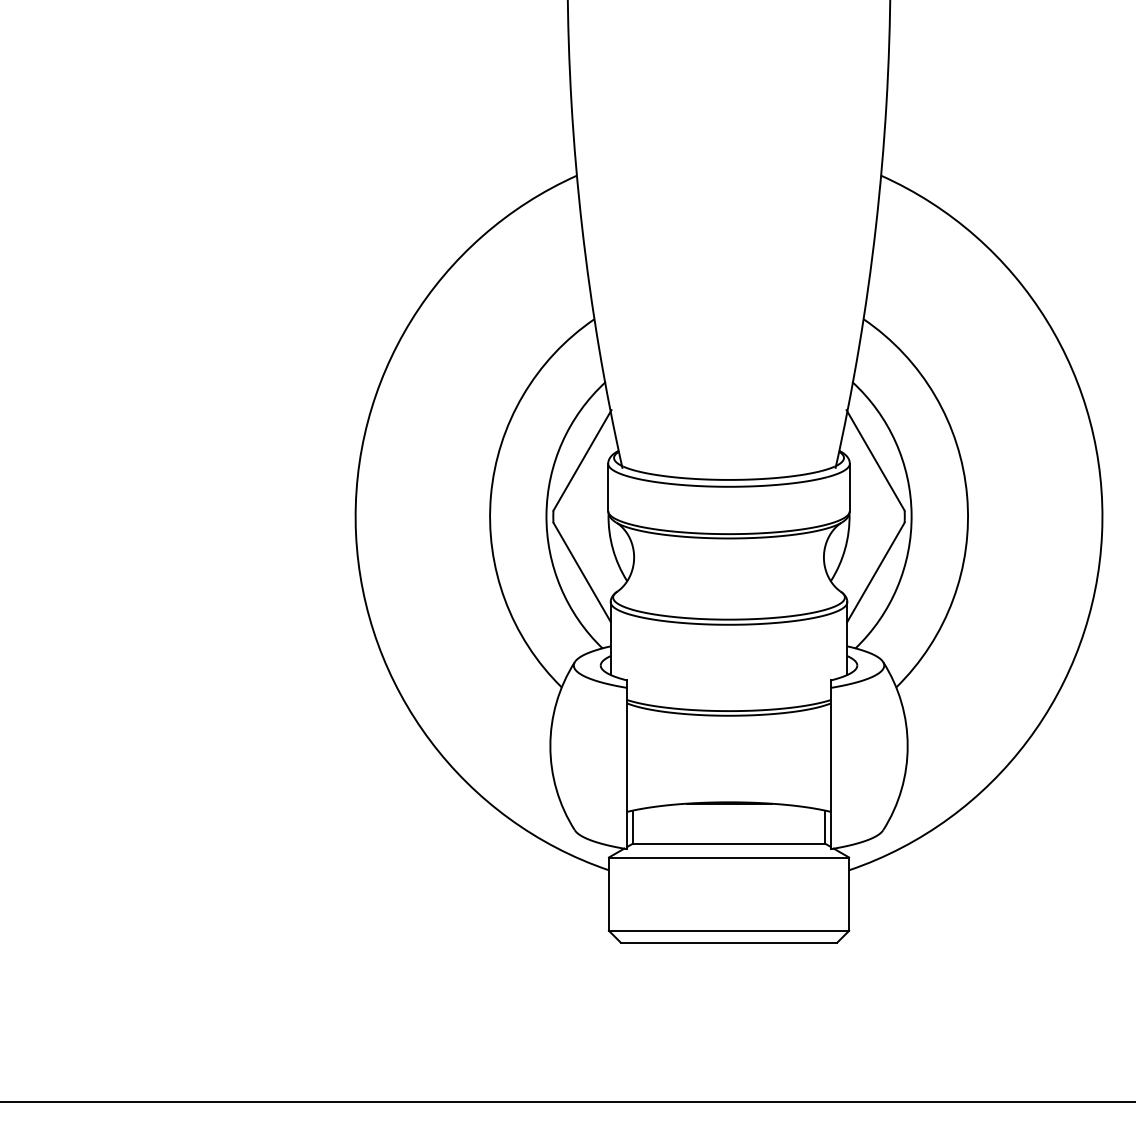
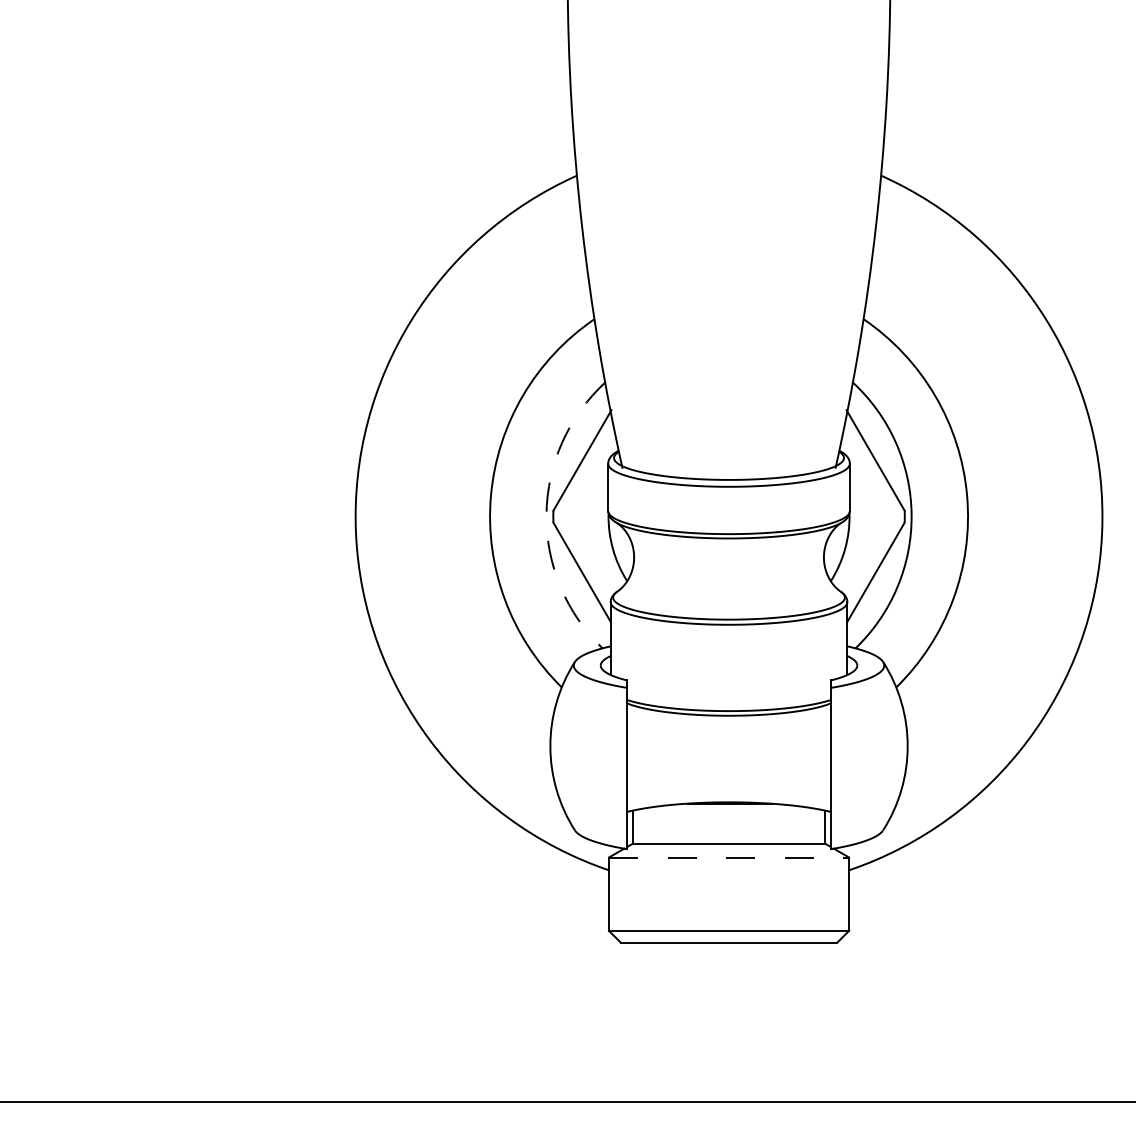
arc: solid -> dashed (546, 514)
line: solid -> dashed (729, 857)
